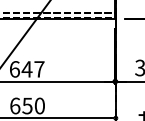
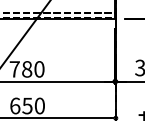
text: 647 -> 780 (26, 69)
